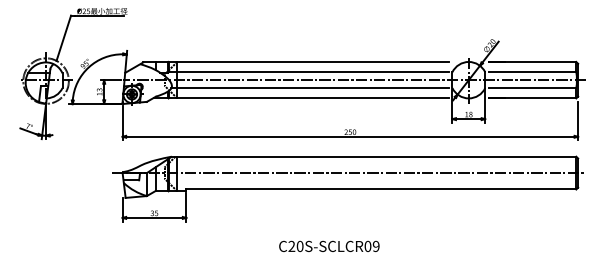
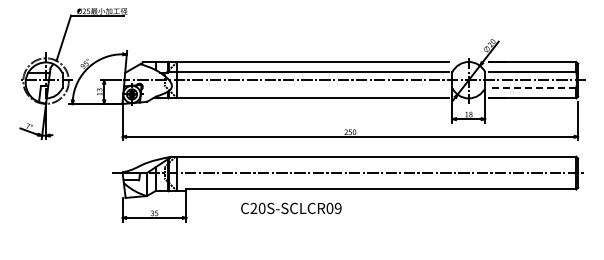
line: present -> none (309, 88)
line: solid -> dashed (532, 88)
text position: (329, 246) -> (291, 208) (291, 208)
